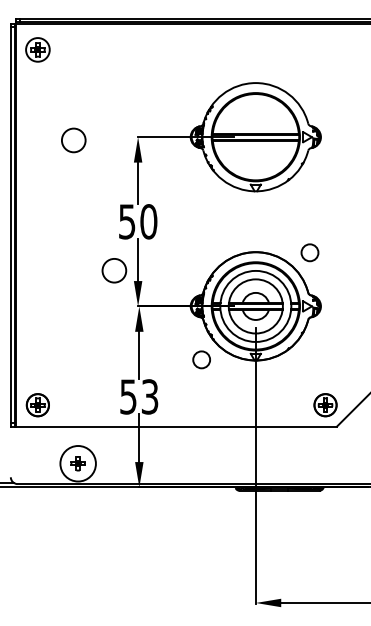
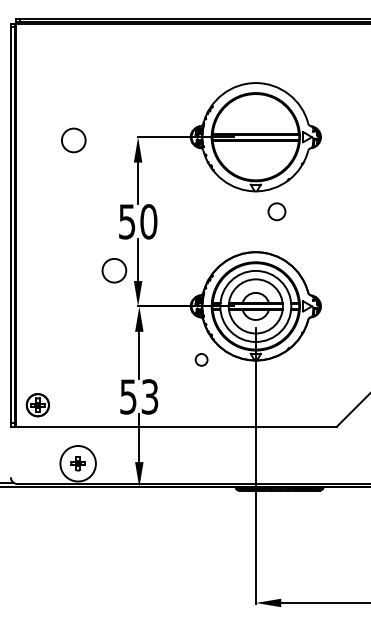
part: present -> none (37, 49)
circle position: (309, 252) -> (276, 211) (276, 211)
circle size: 19x20 px -> 15x14 px (201, 359)
part: present -> none (325, 405)
